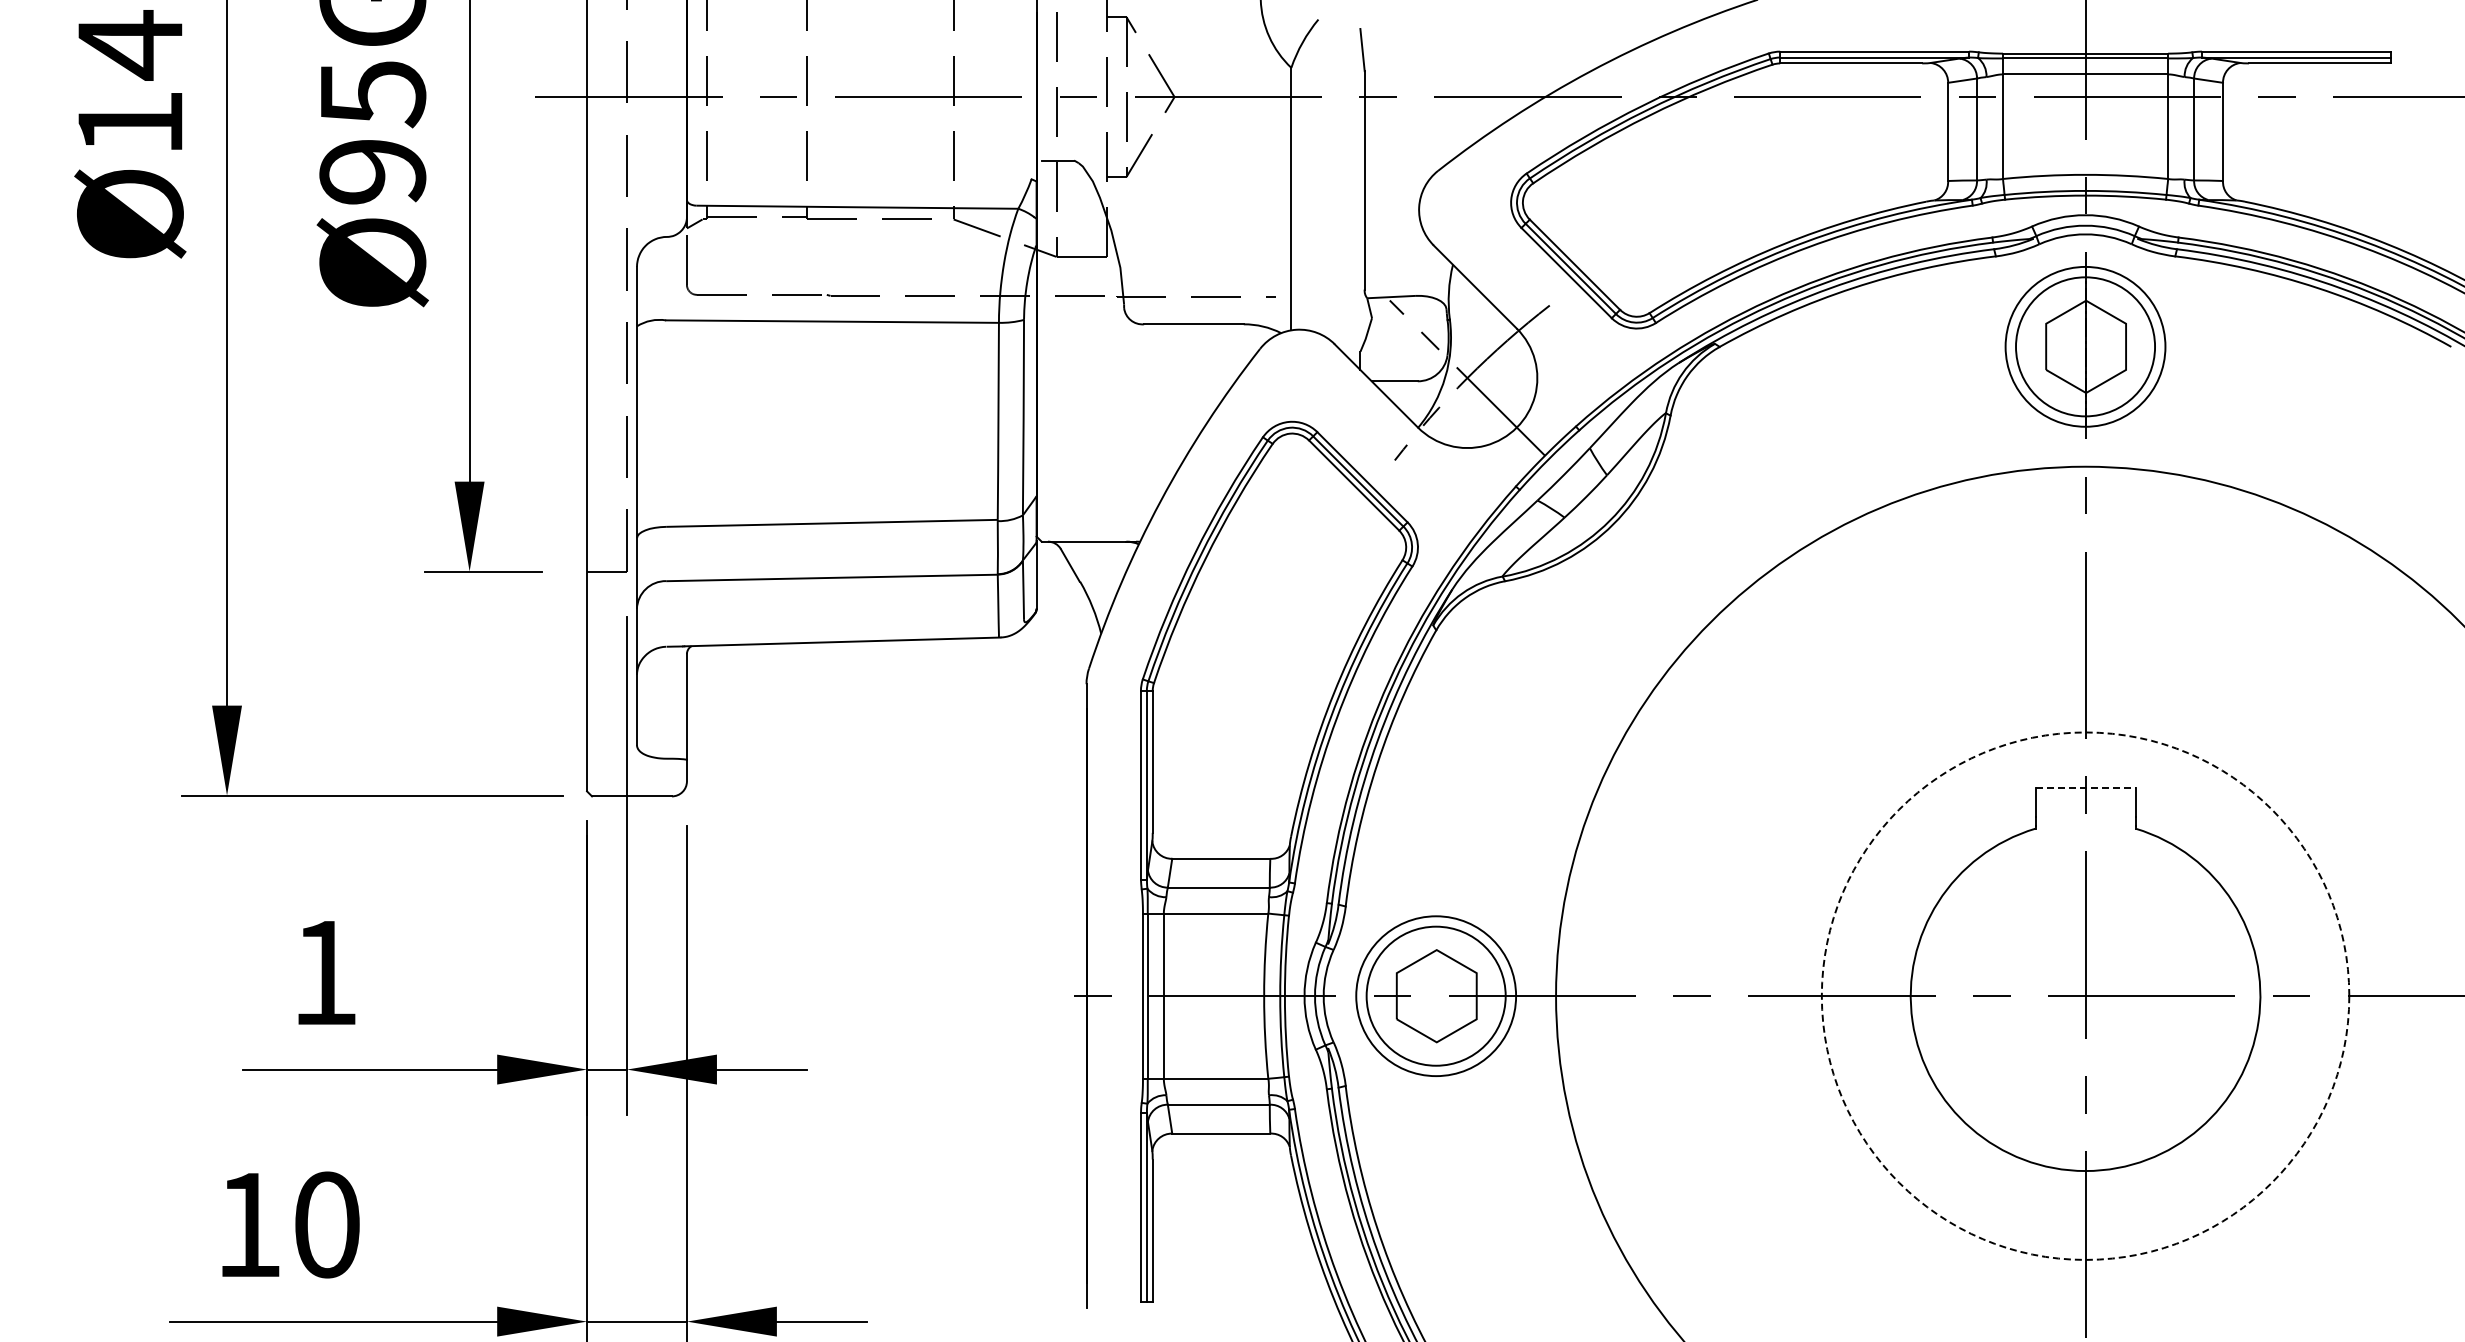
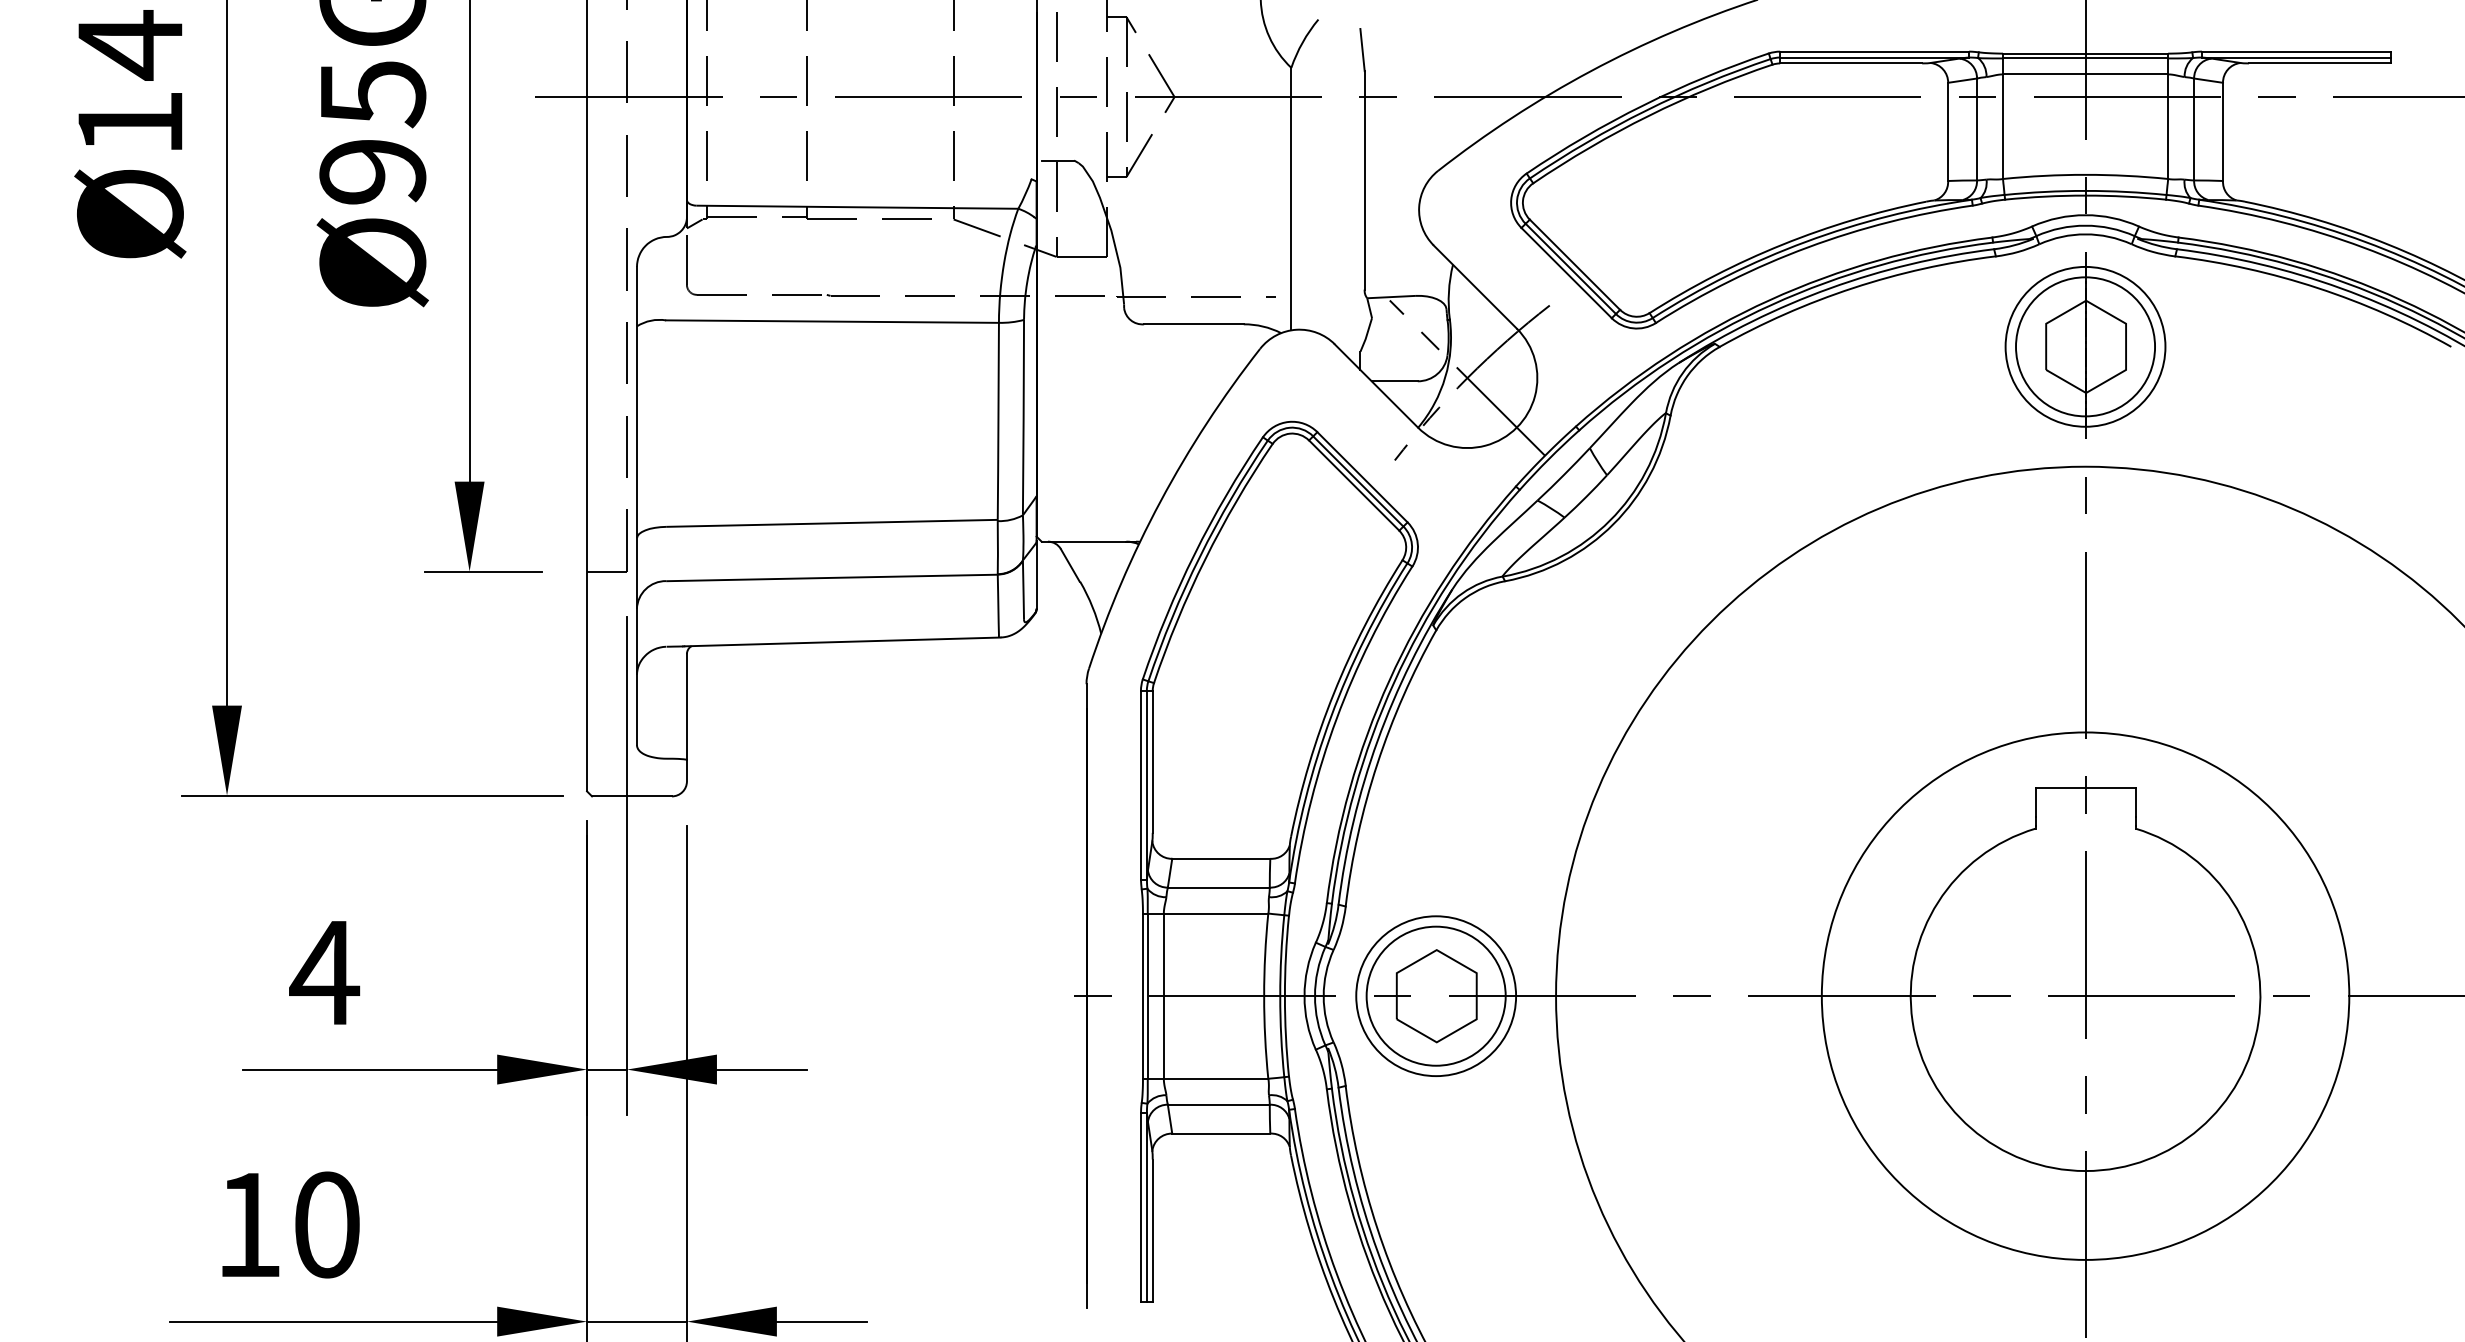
line: dashed -> solid (2085, 788)
text: 1 -> 4 (324, 972)
circle: dashed -> solid (2085, 995)
